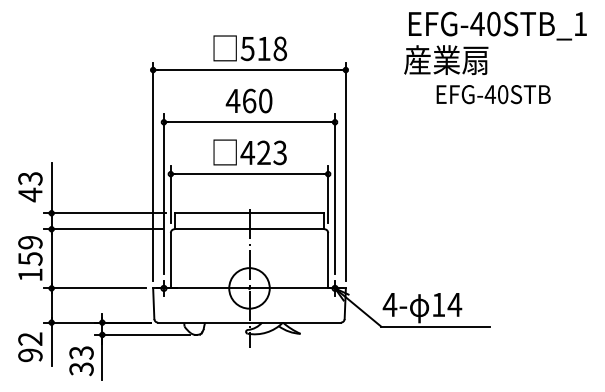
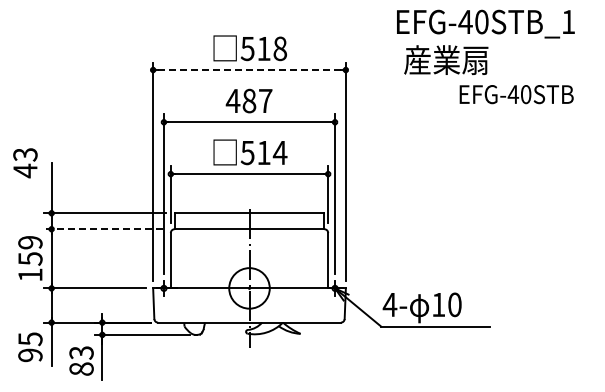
text position: (497, 25) -> (485, 23) (485, 23)
line: solid -> dashed (249, 70)
text position: (493, 94) -> (516, 94) (516, 94)
text: 460 -> 487 (257, 100)
text: 423 -> 514 (263, 152)
text position: (30, 187) -> (25, 163) (25, 163)
line: solid -> dashed (103, 229)
text: 14 -> 10 (454, 304)
text: 92 -> 95 (30, 339)
text: 33 -> 83 (81, 369)
